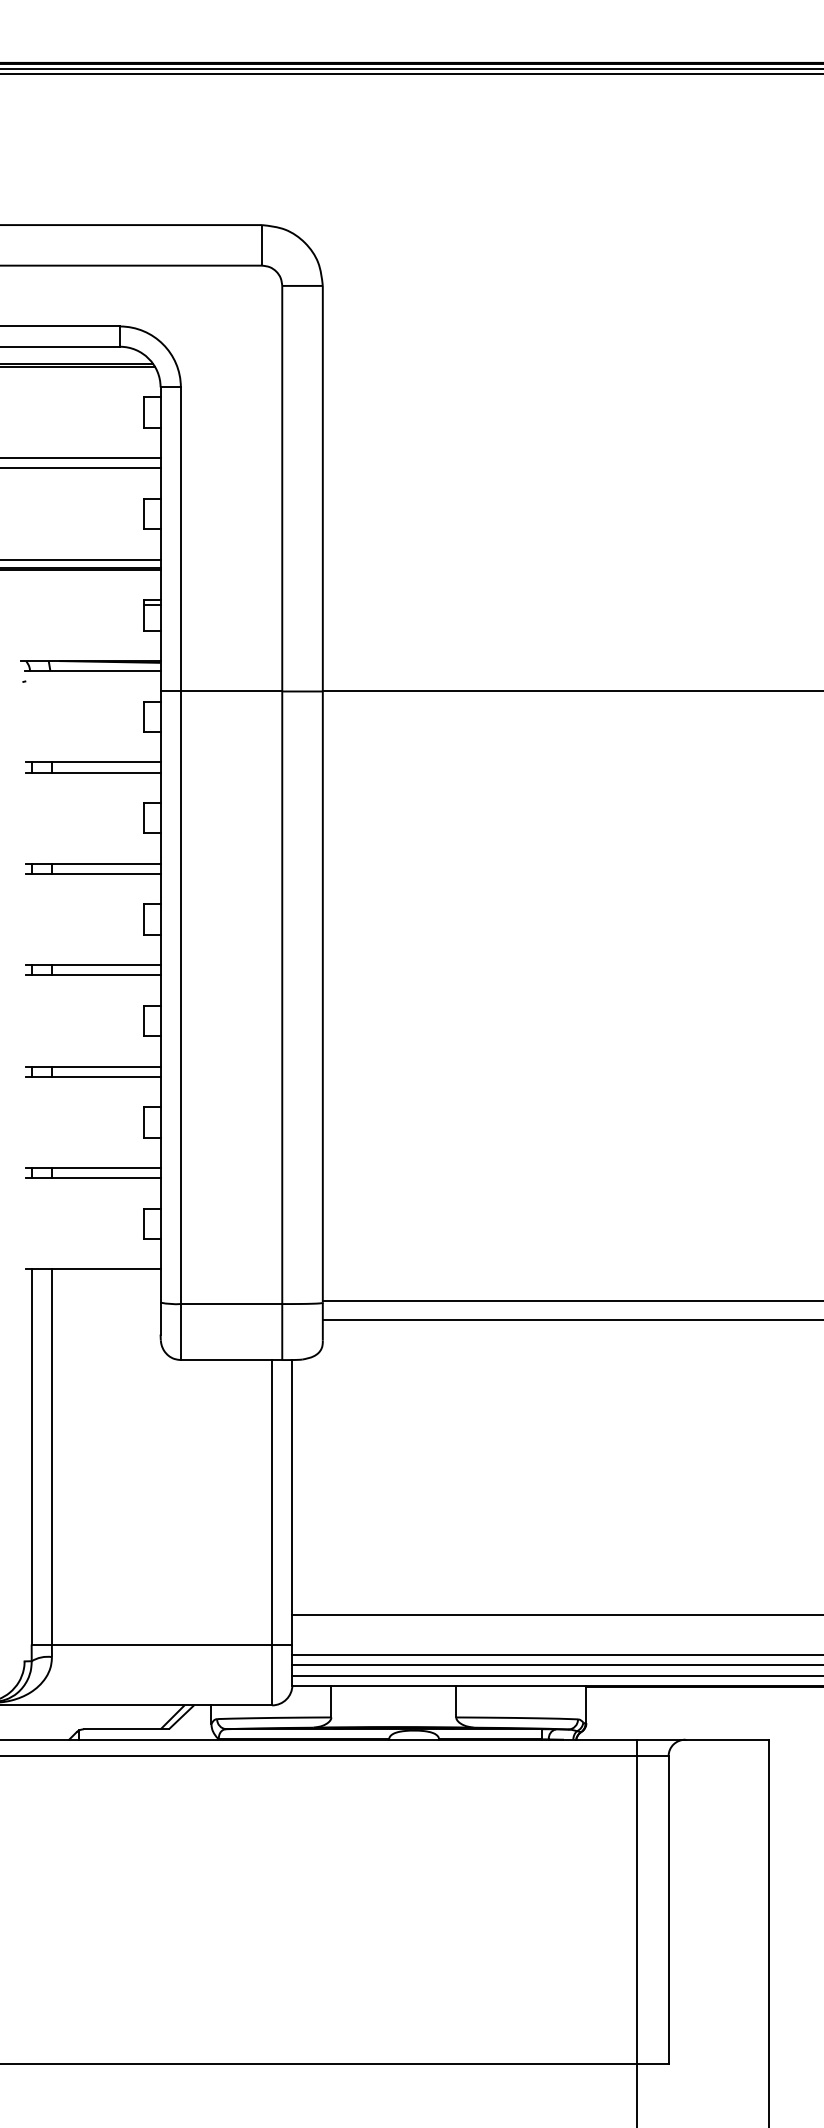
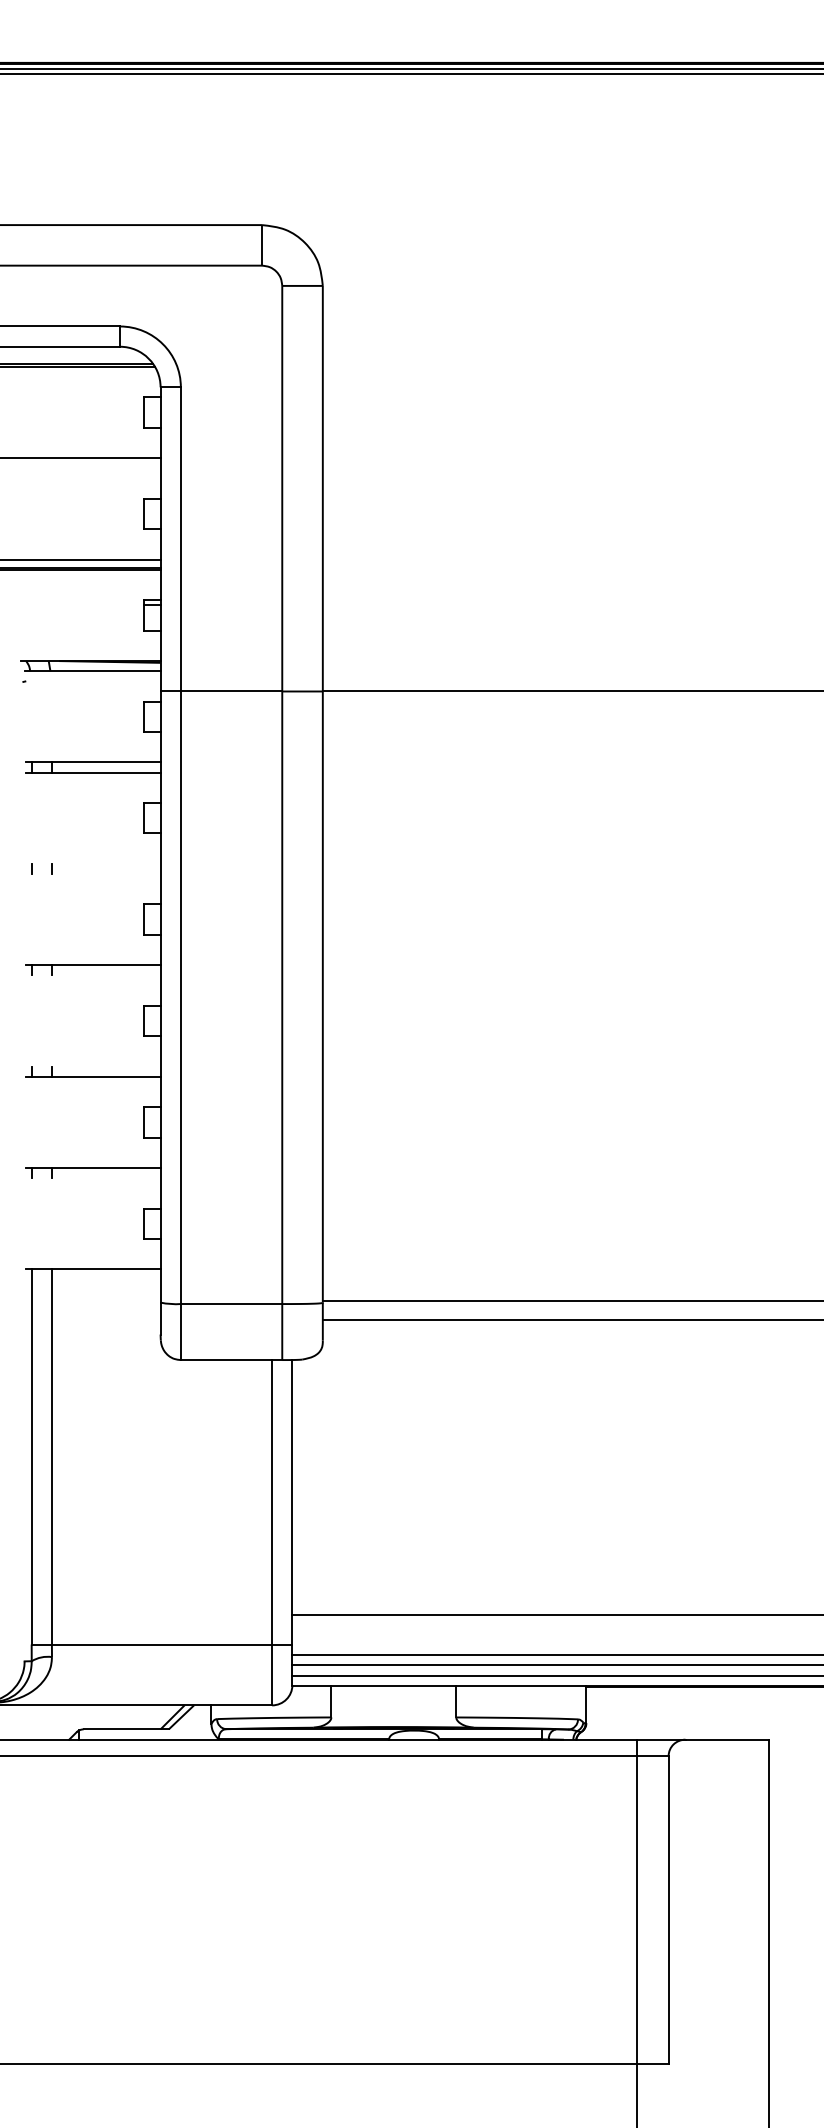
line: present -> none (81, 468)
line: present -> none (93, 863)
line: present -> none (93, 873)
line: present -> none (93, 975)
line: present -> none (93, 1066)
line: present -> none (93, 1178)
